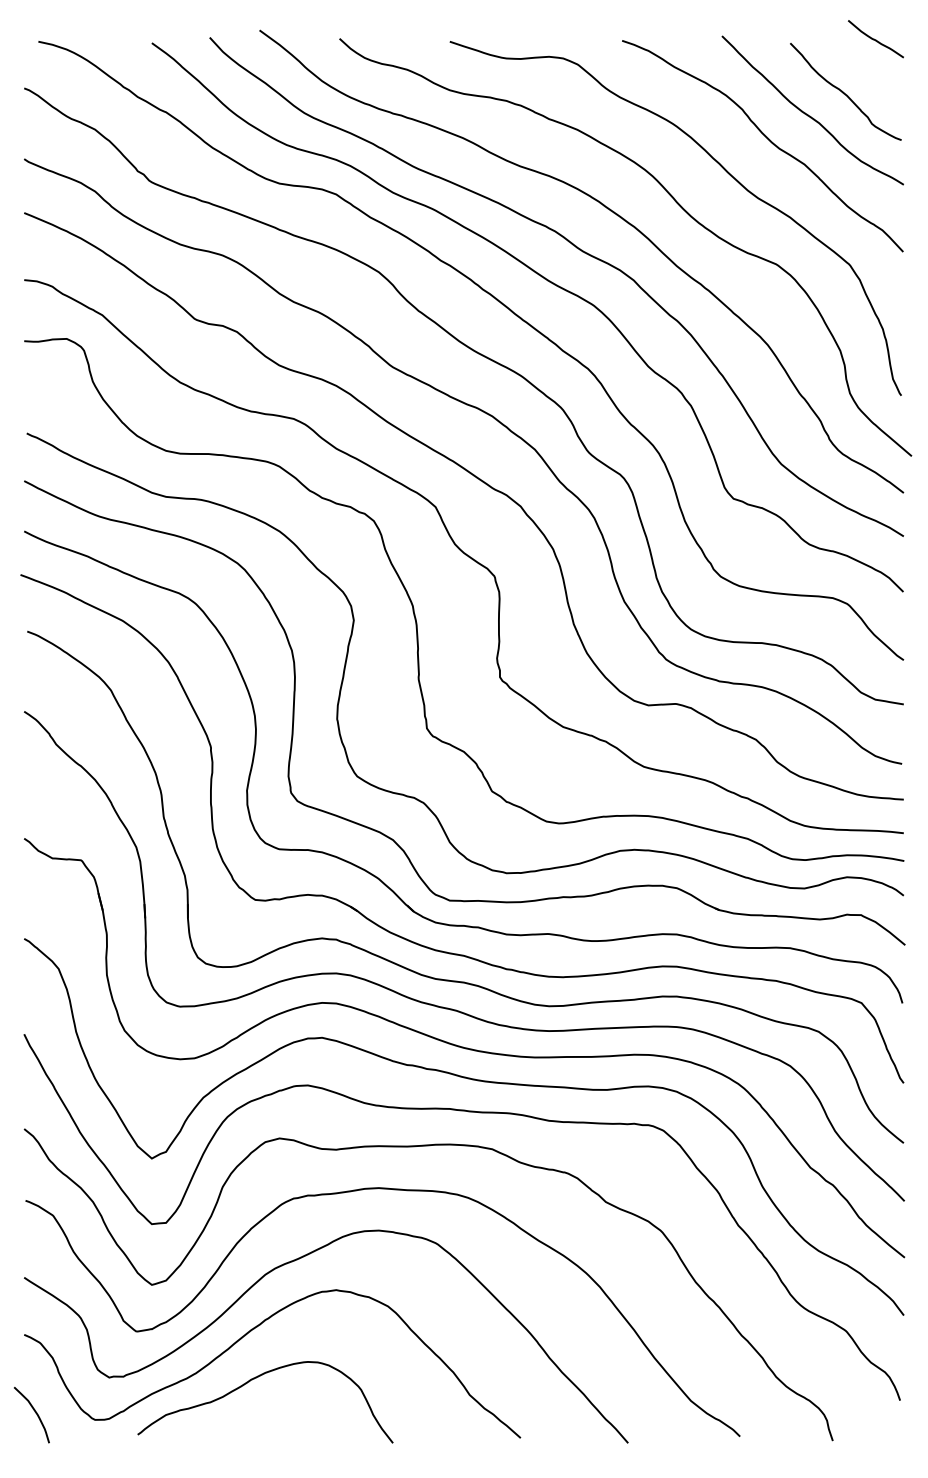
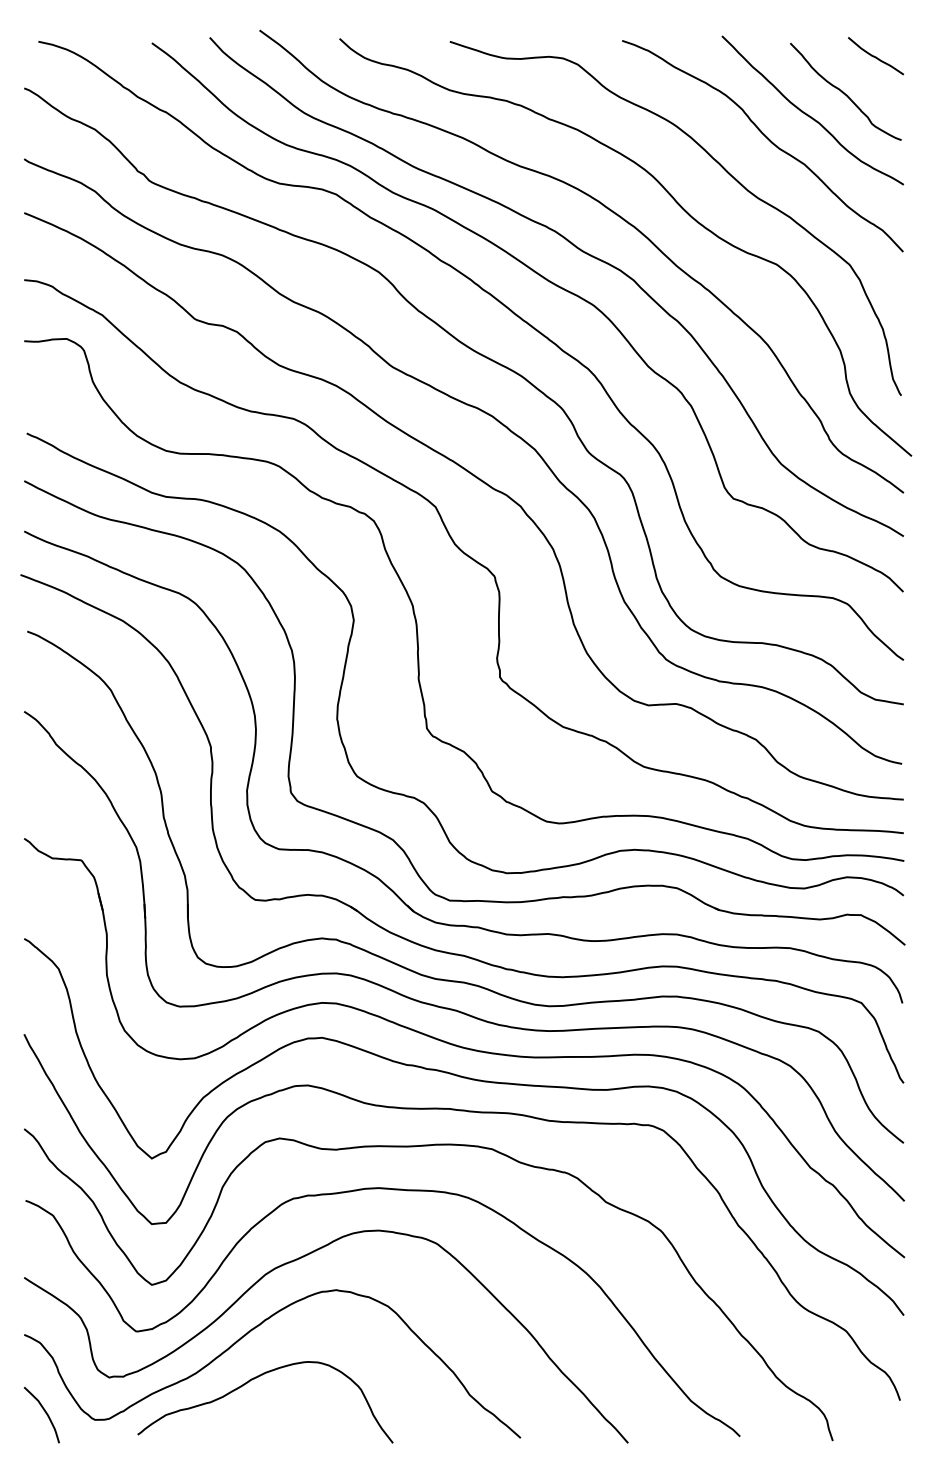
curve position: (875, 39) -> (875, 56) (875, 56)
curve position: (35, 1413) -> (45, 1413) (45, 1413)
